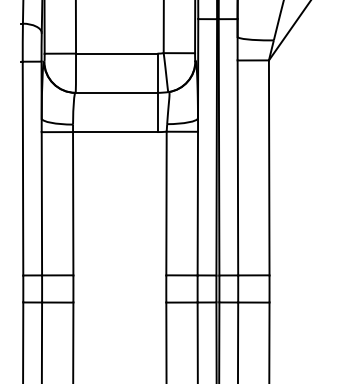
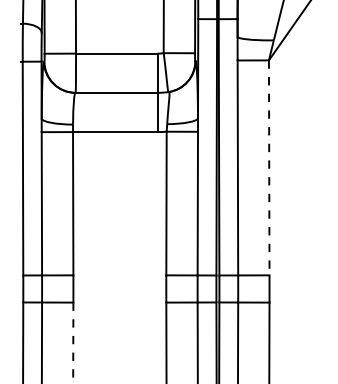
line: solid -> dashed (269, 168)
line: solid -> dashed (73, 343)
